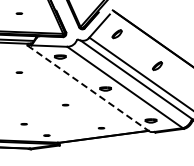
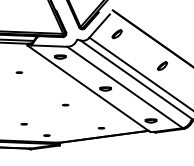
part: present -> none (19, 13)
part position: (157, 65) -> (162, 65) (162, 65)
line: dashed -> solid (88, 88)
